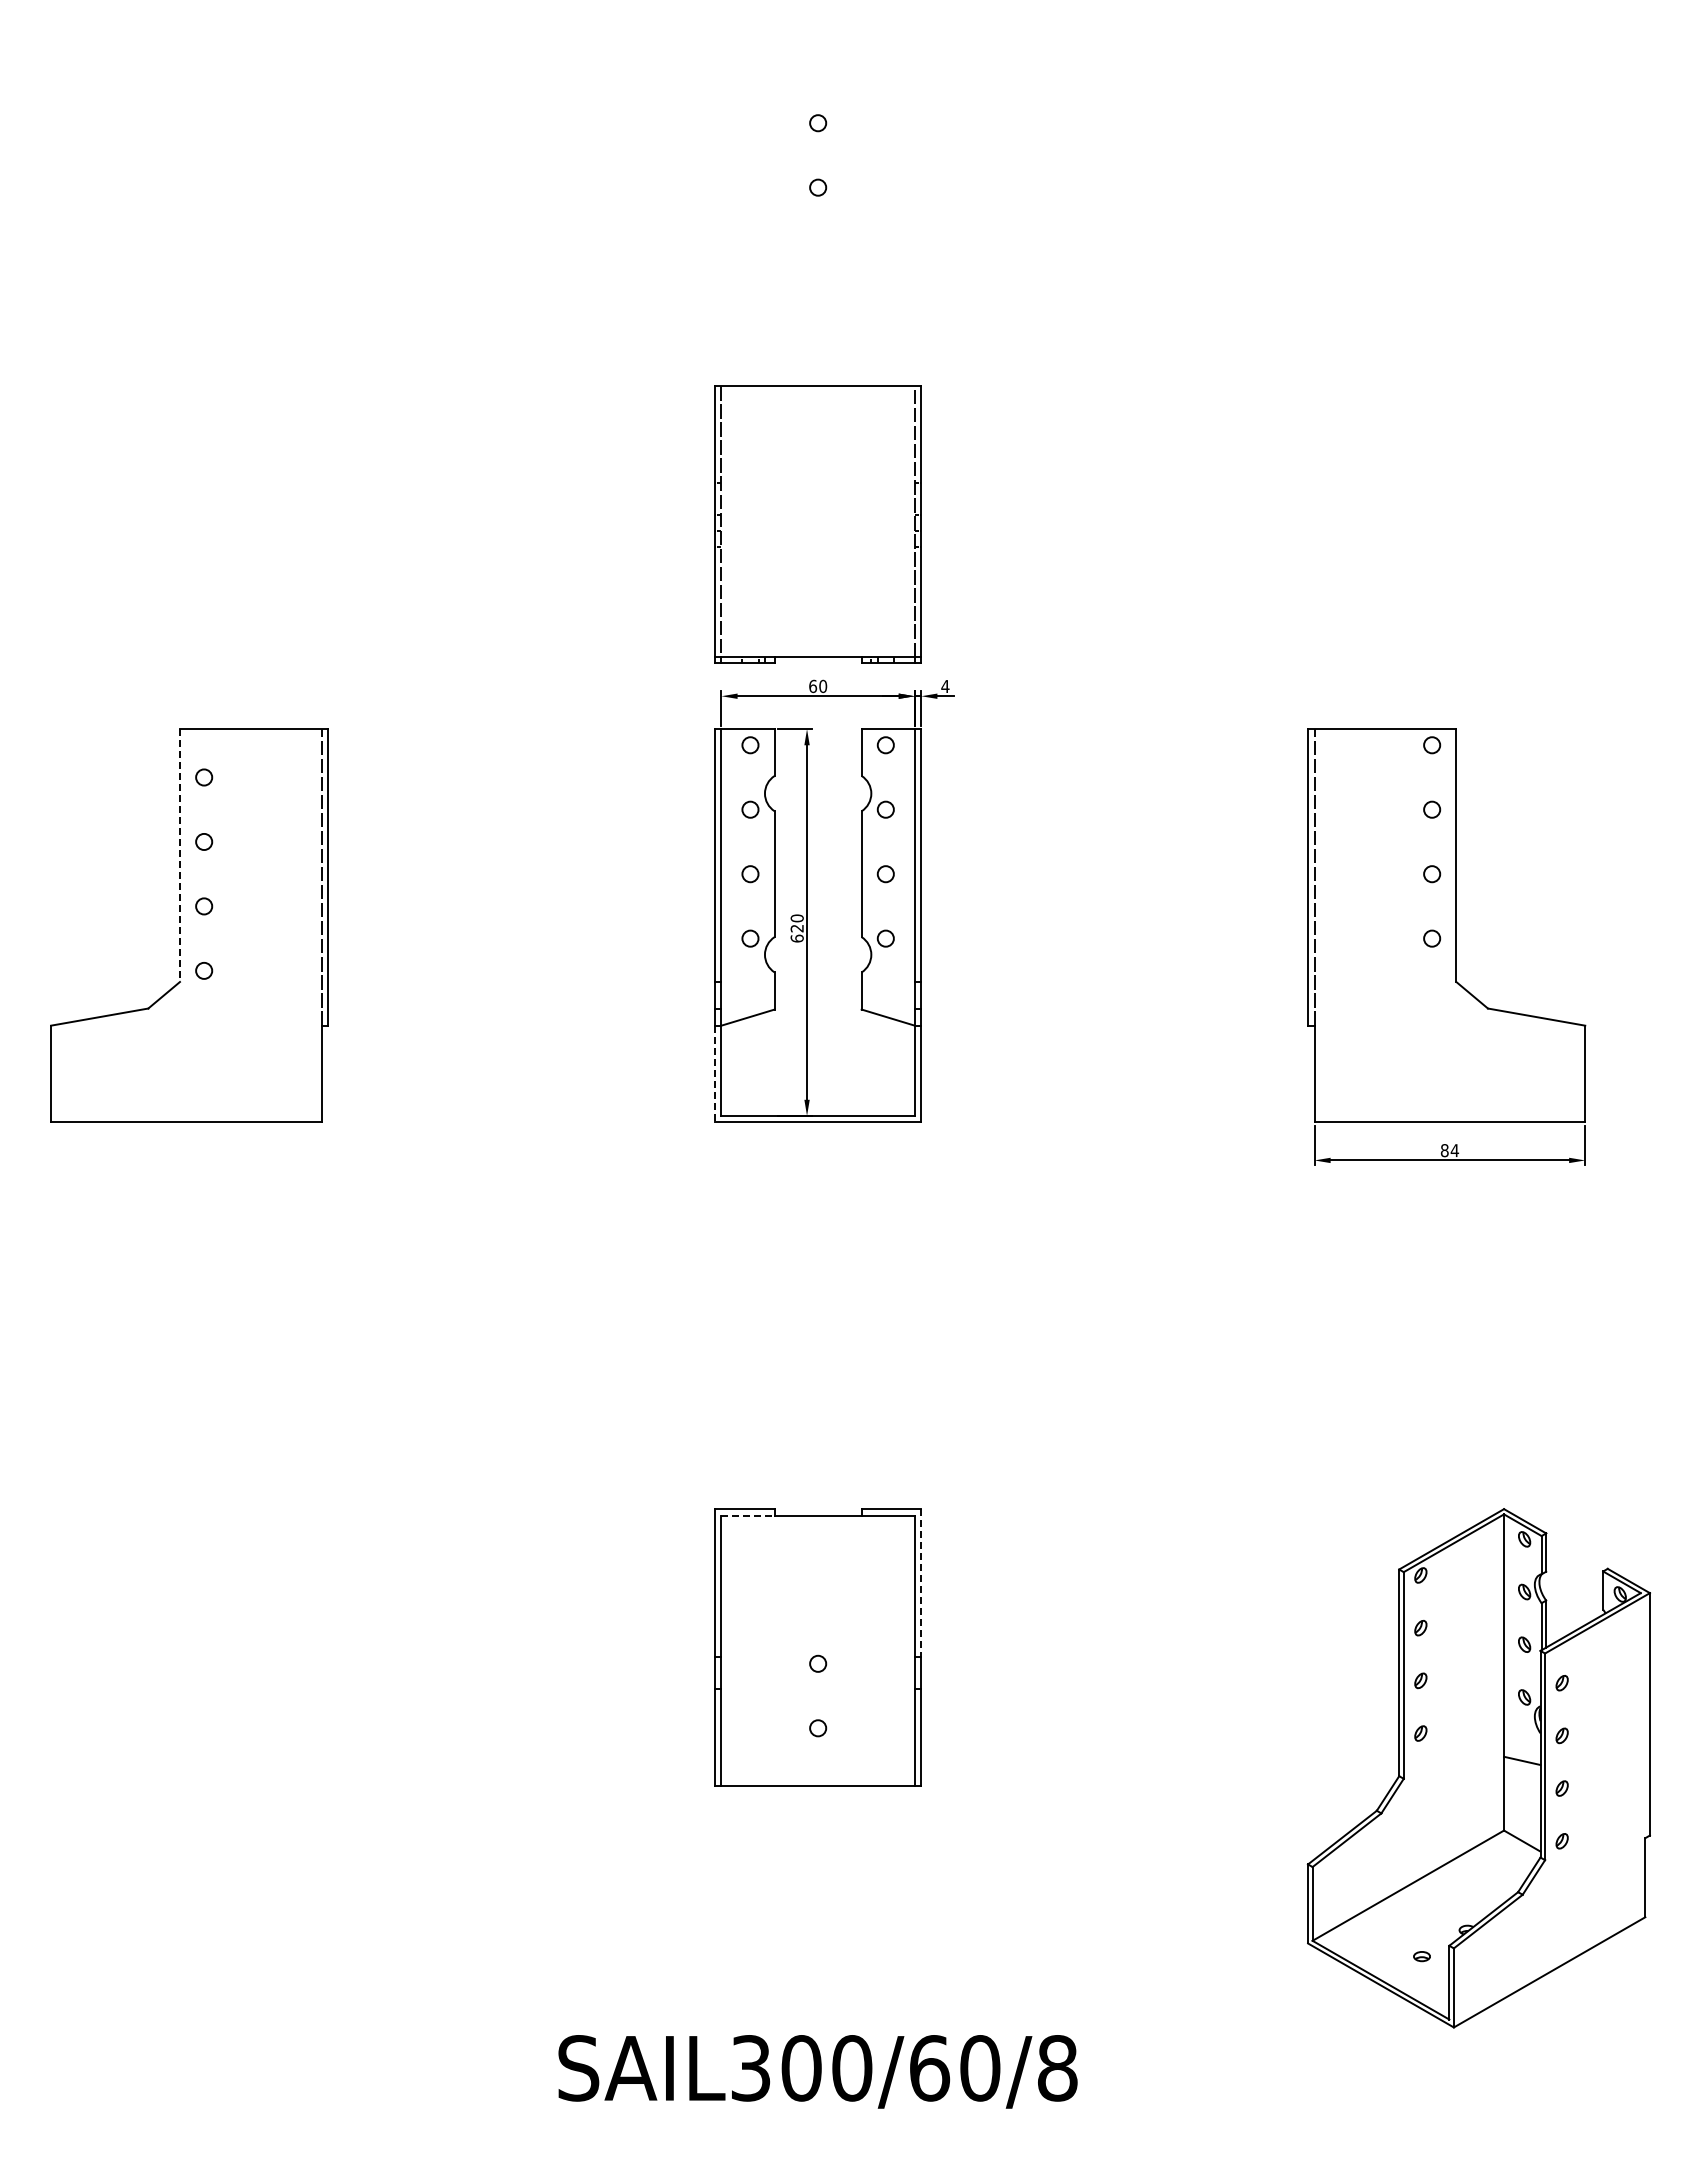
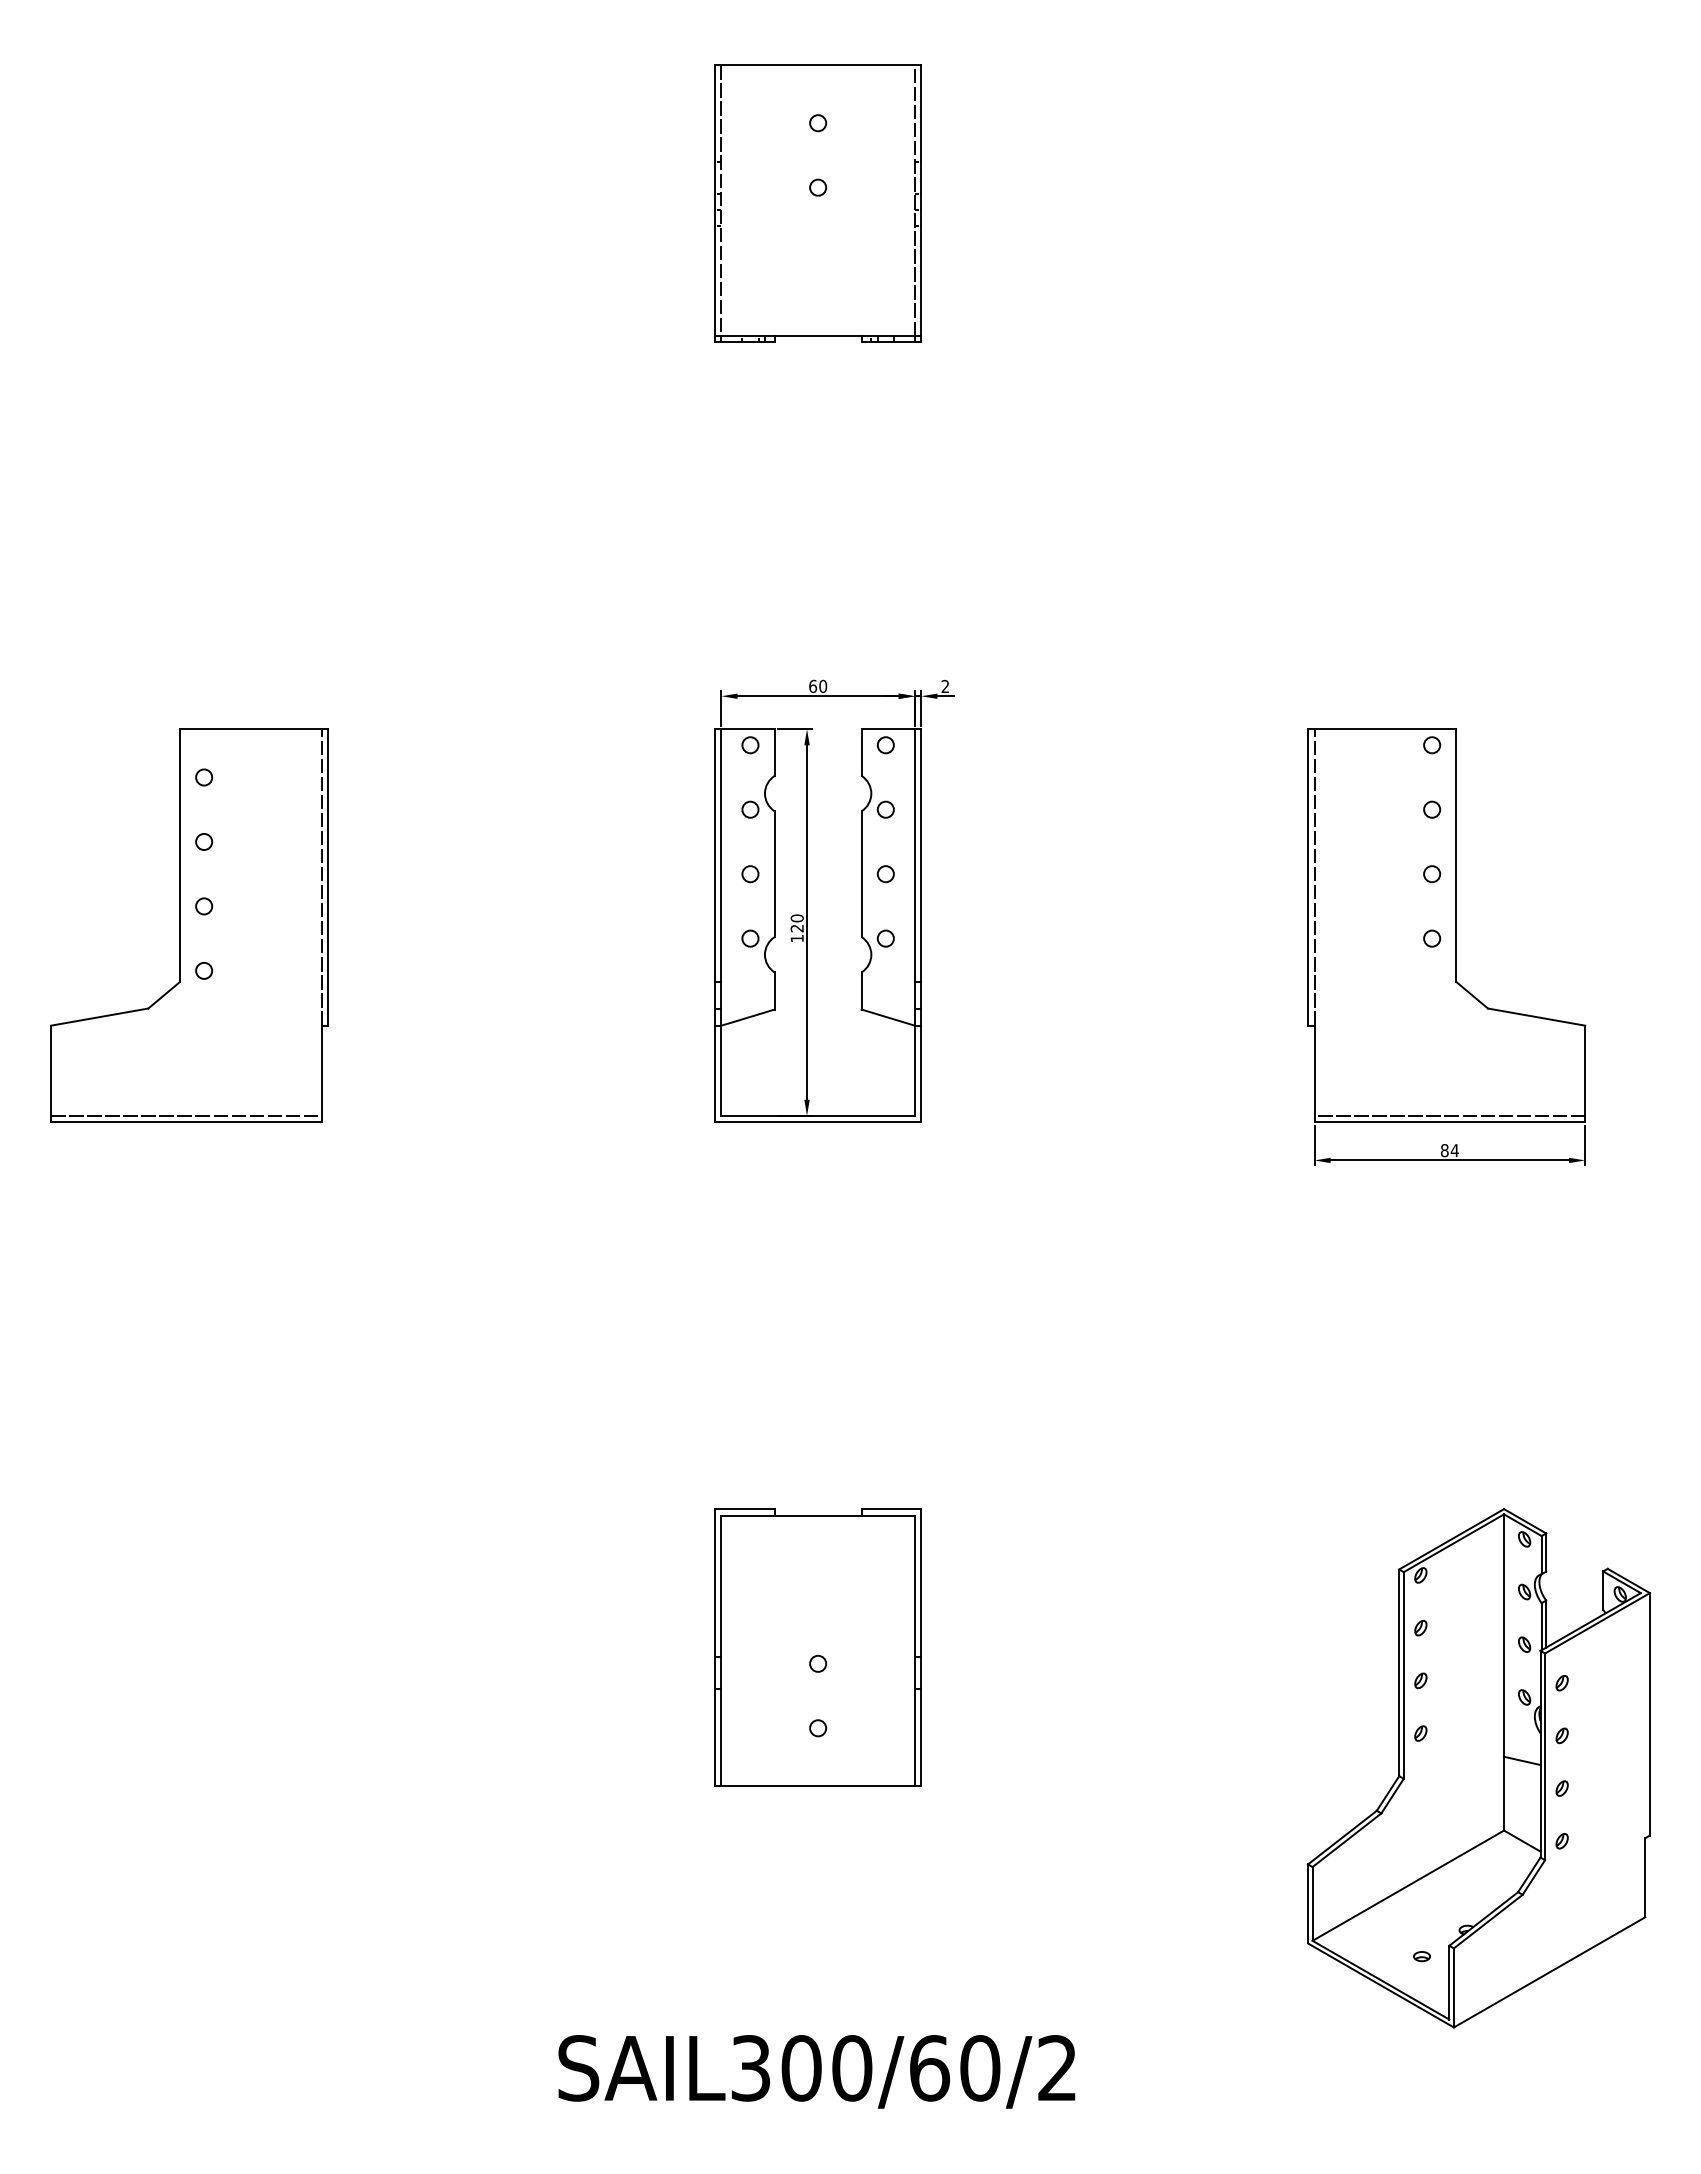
part position: (817, 524) -> (817, 203) (817, 203)
text: 4 -> 2 (945, 686)
line: dashed -> solid (180, 856)
text: 620 -> 120 (796, 938)
line: dashed -> solid (715, 1074)
line: none -> present (186, 1115)
line: none -> present (1449, 1115)
line: dashed -> solid (748, 1515)
line: dashed -> solid (921, 1583)
text: SAIL300/60/8 -> SAIL300/60/2 (1057, 2068)
